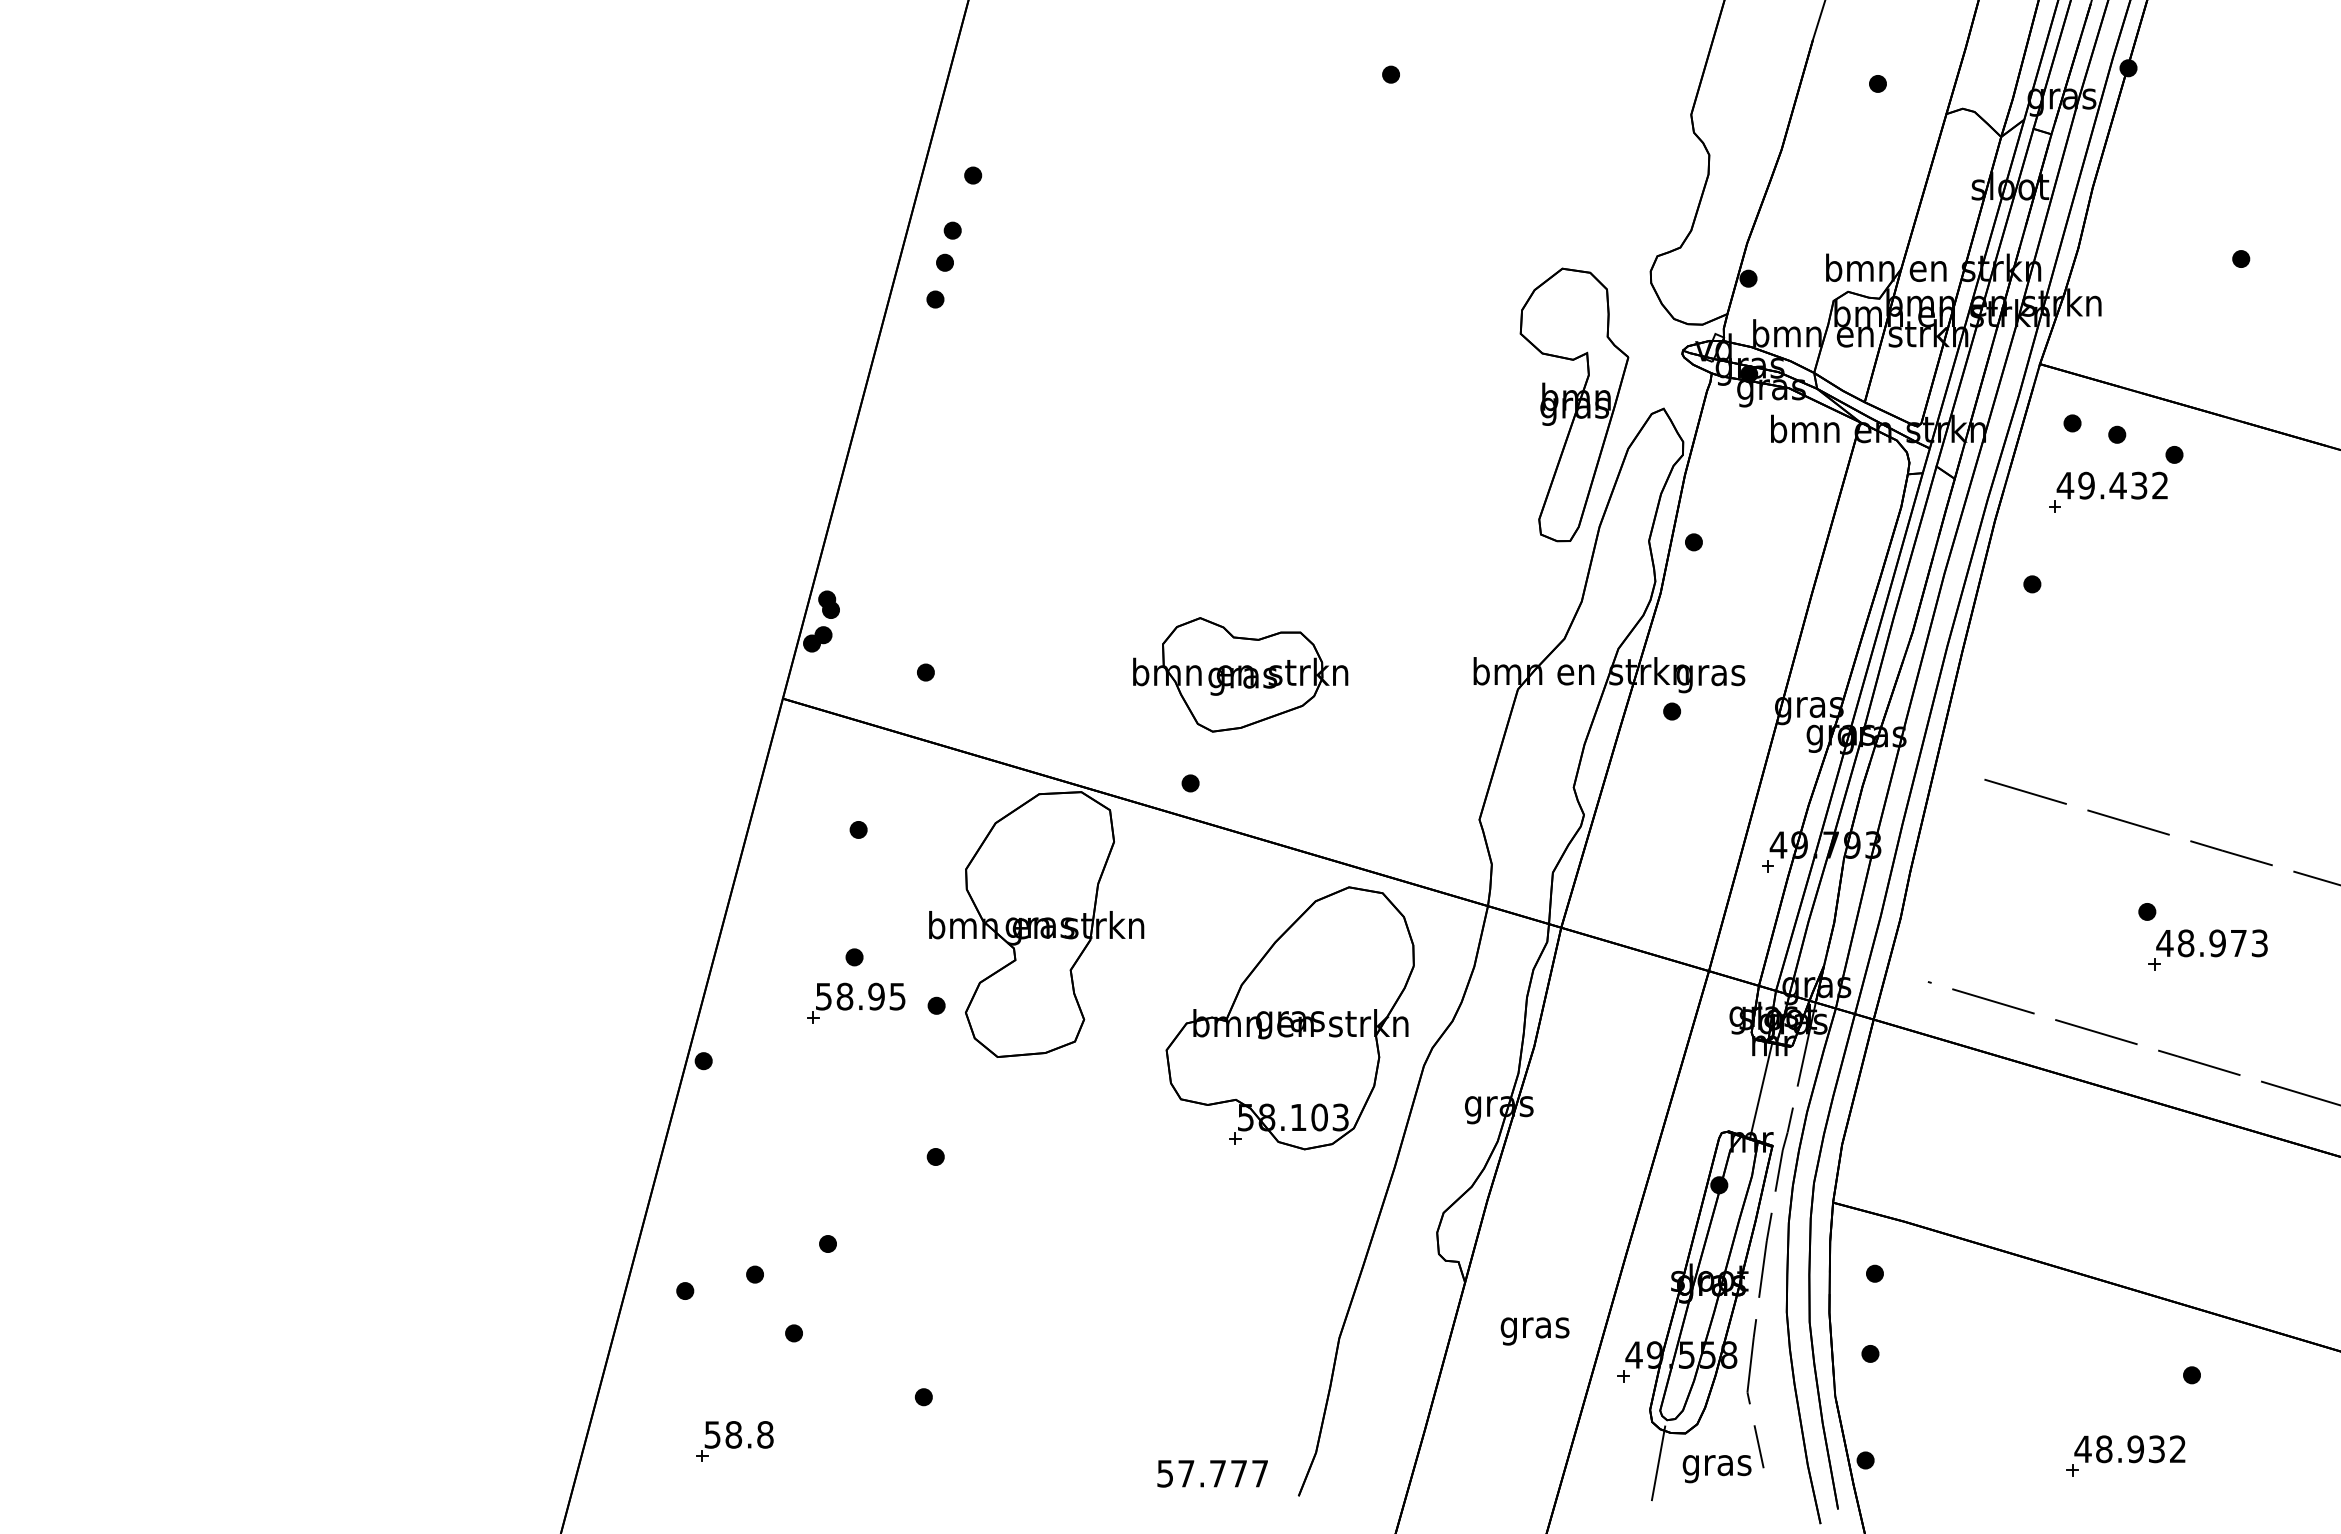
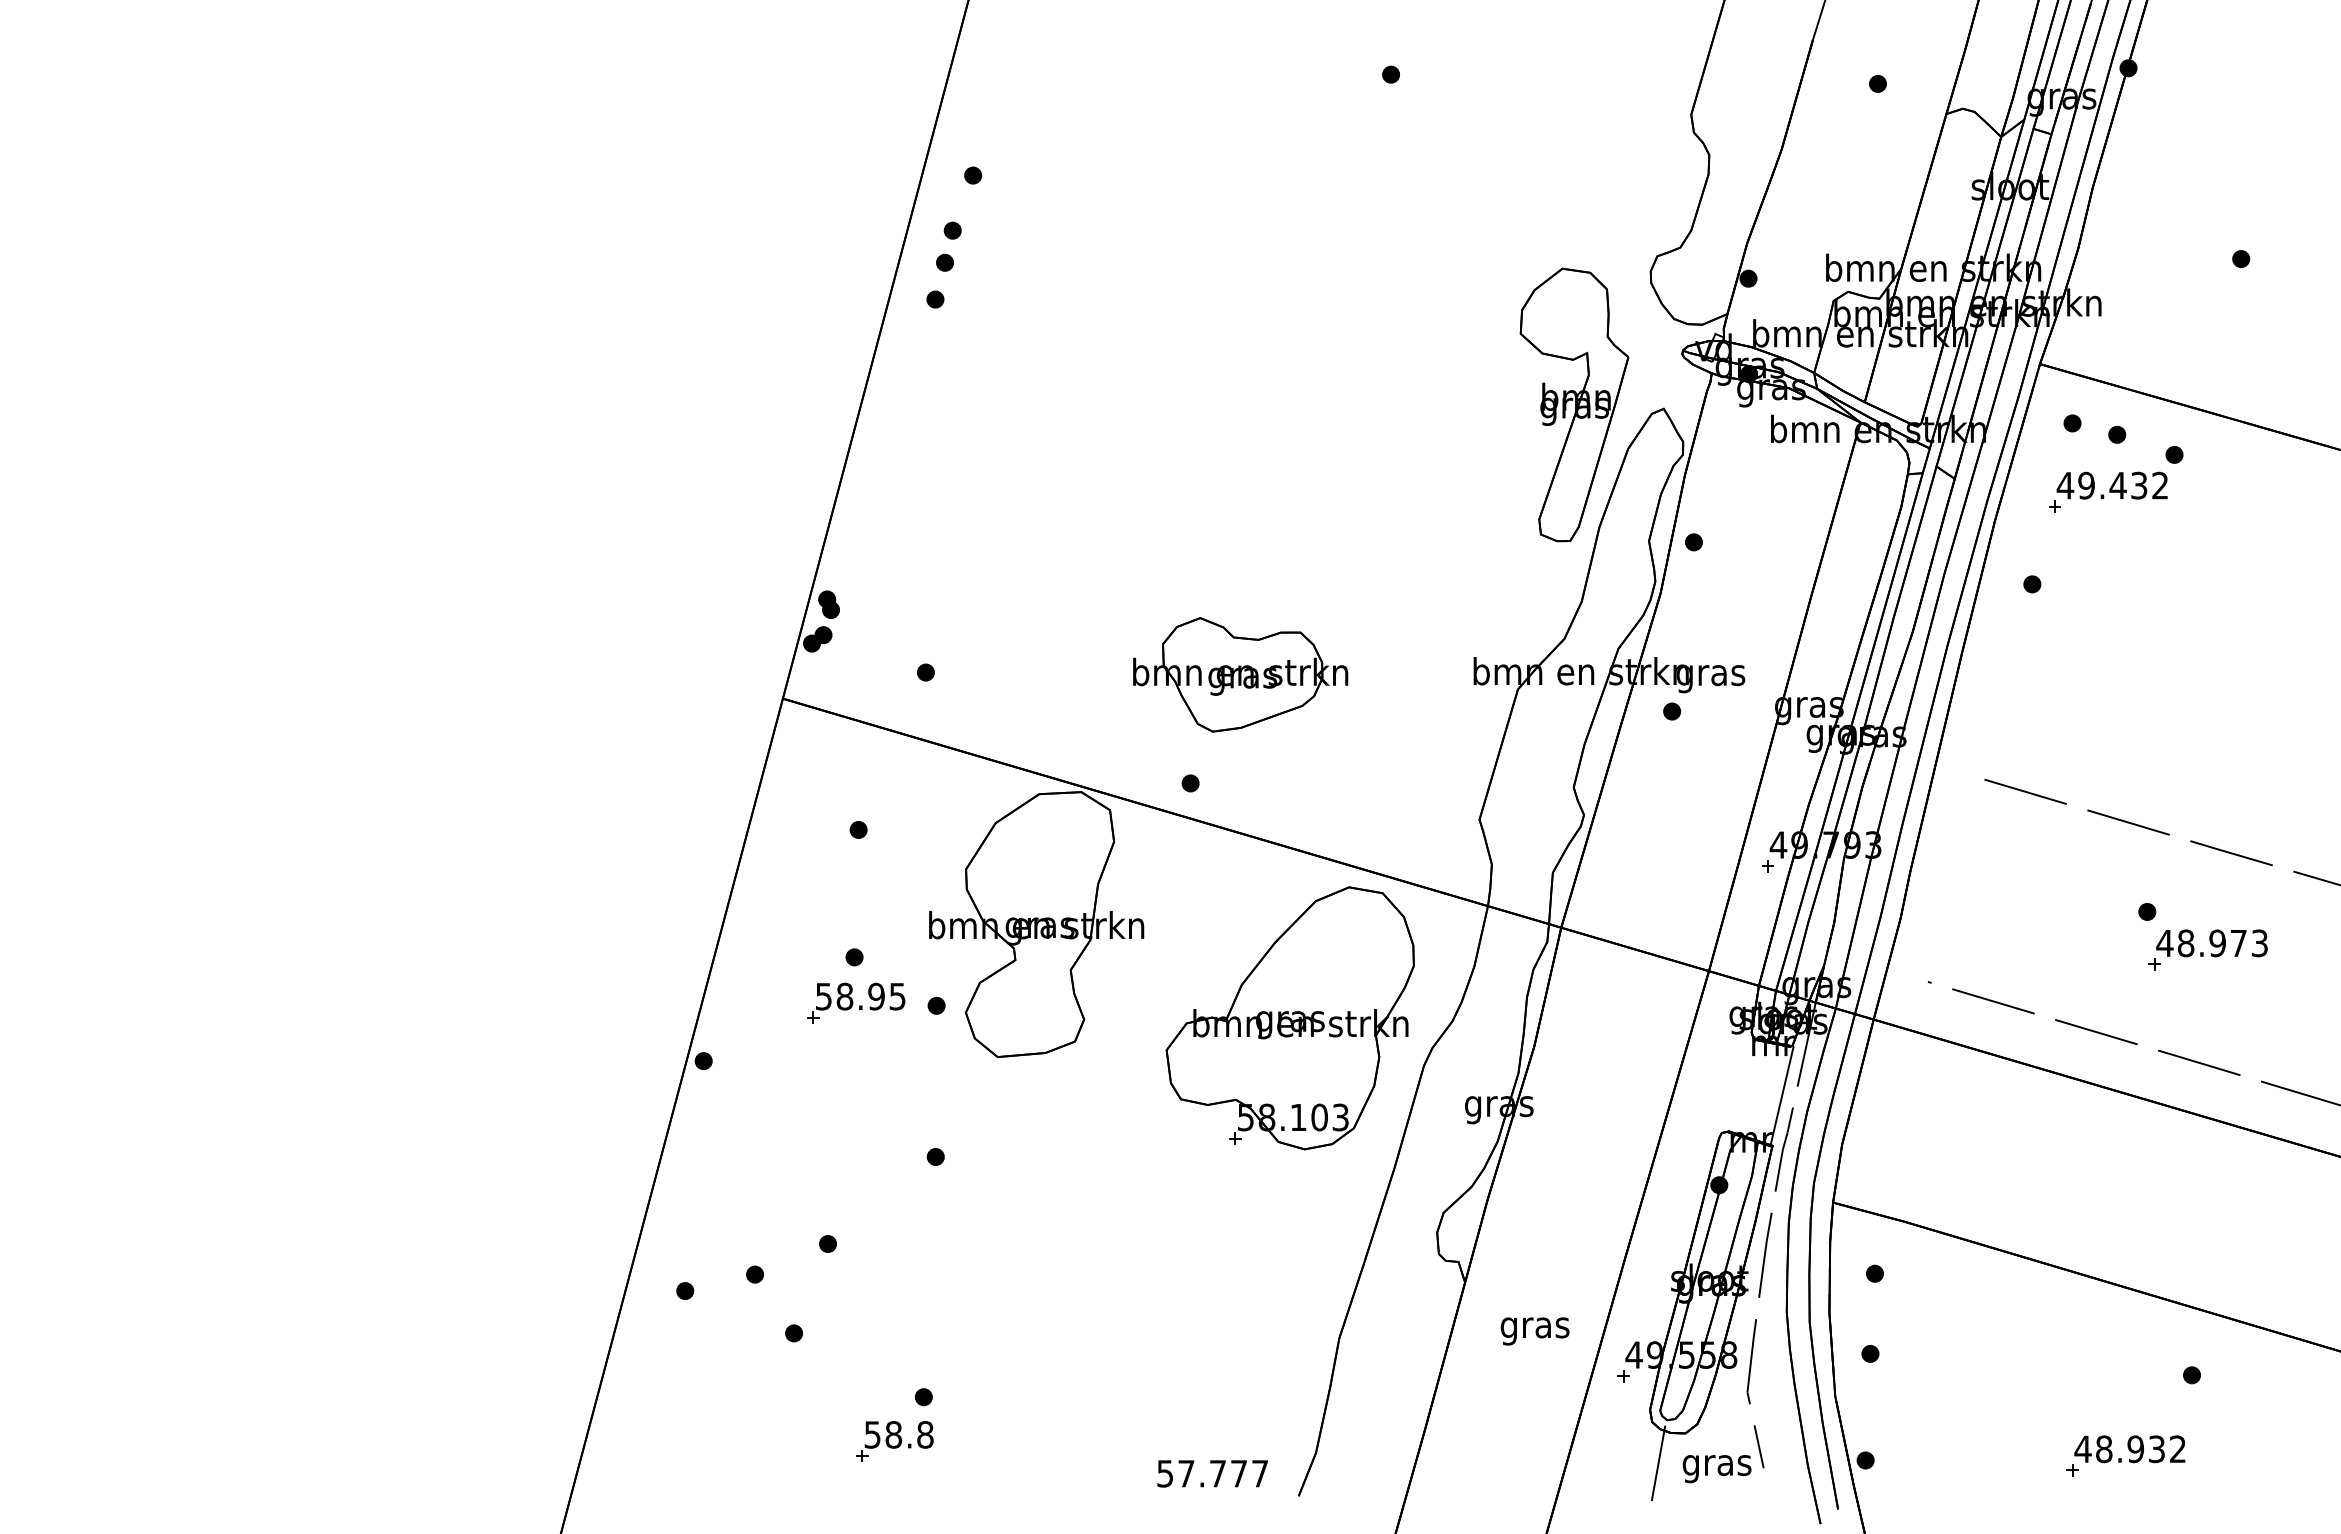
line position: (1760, 1090) -> (1781, 1095) (1781, 1095)
part position: (734, 1441) -> (894, 1441) (894, 1441)
